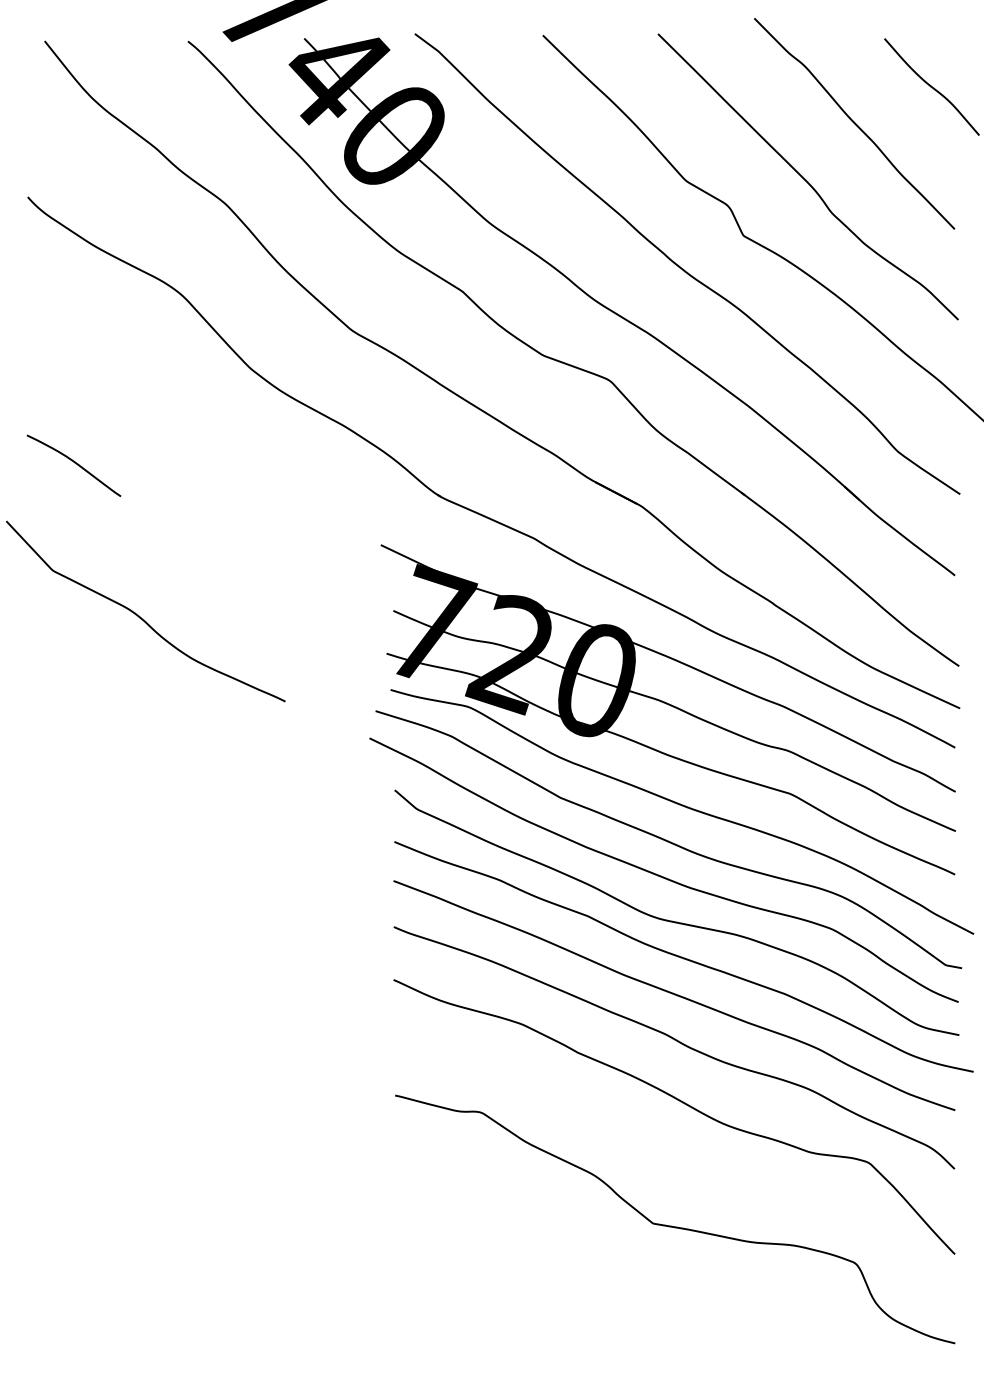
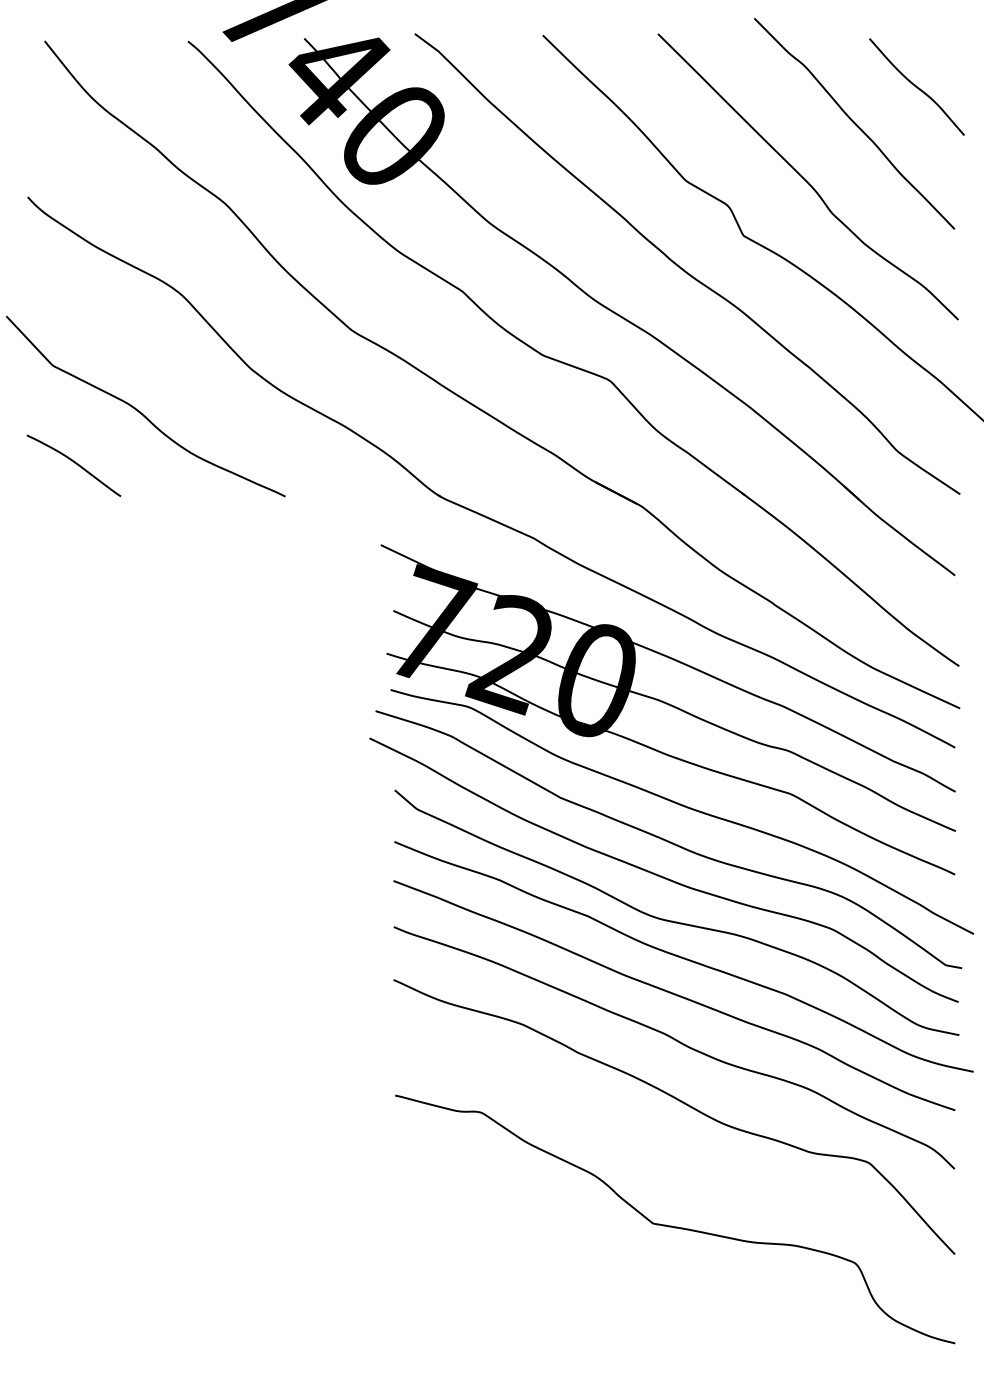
curve position: (931, 86) -> (916, 86) (916, 86)
curve position: (140, 616) -> (140, 411) (140, 411)
